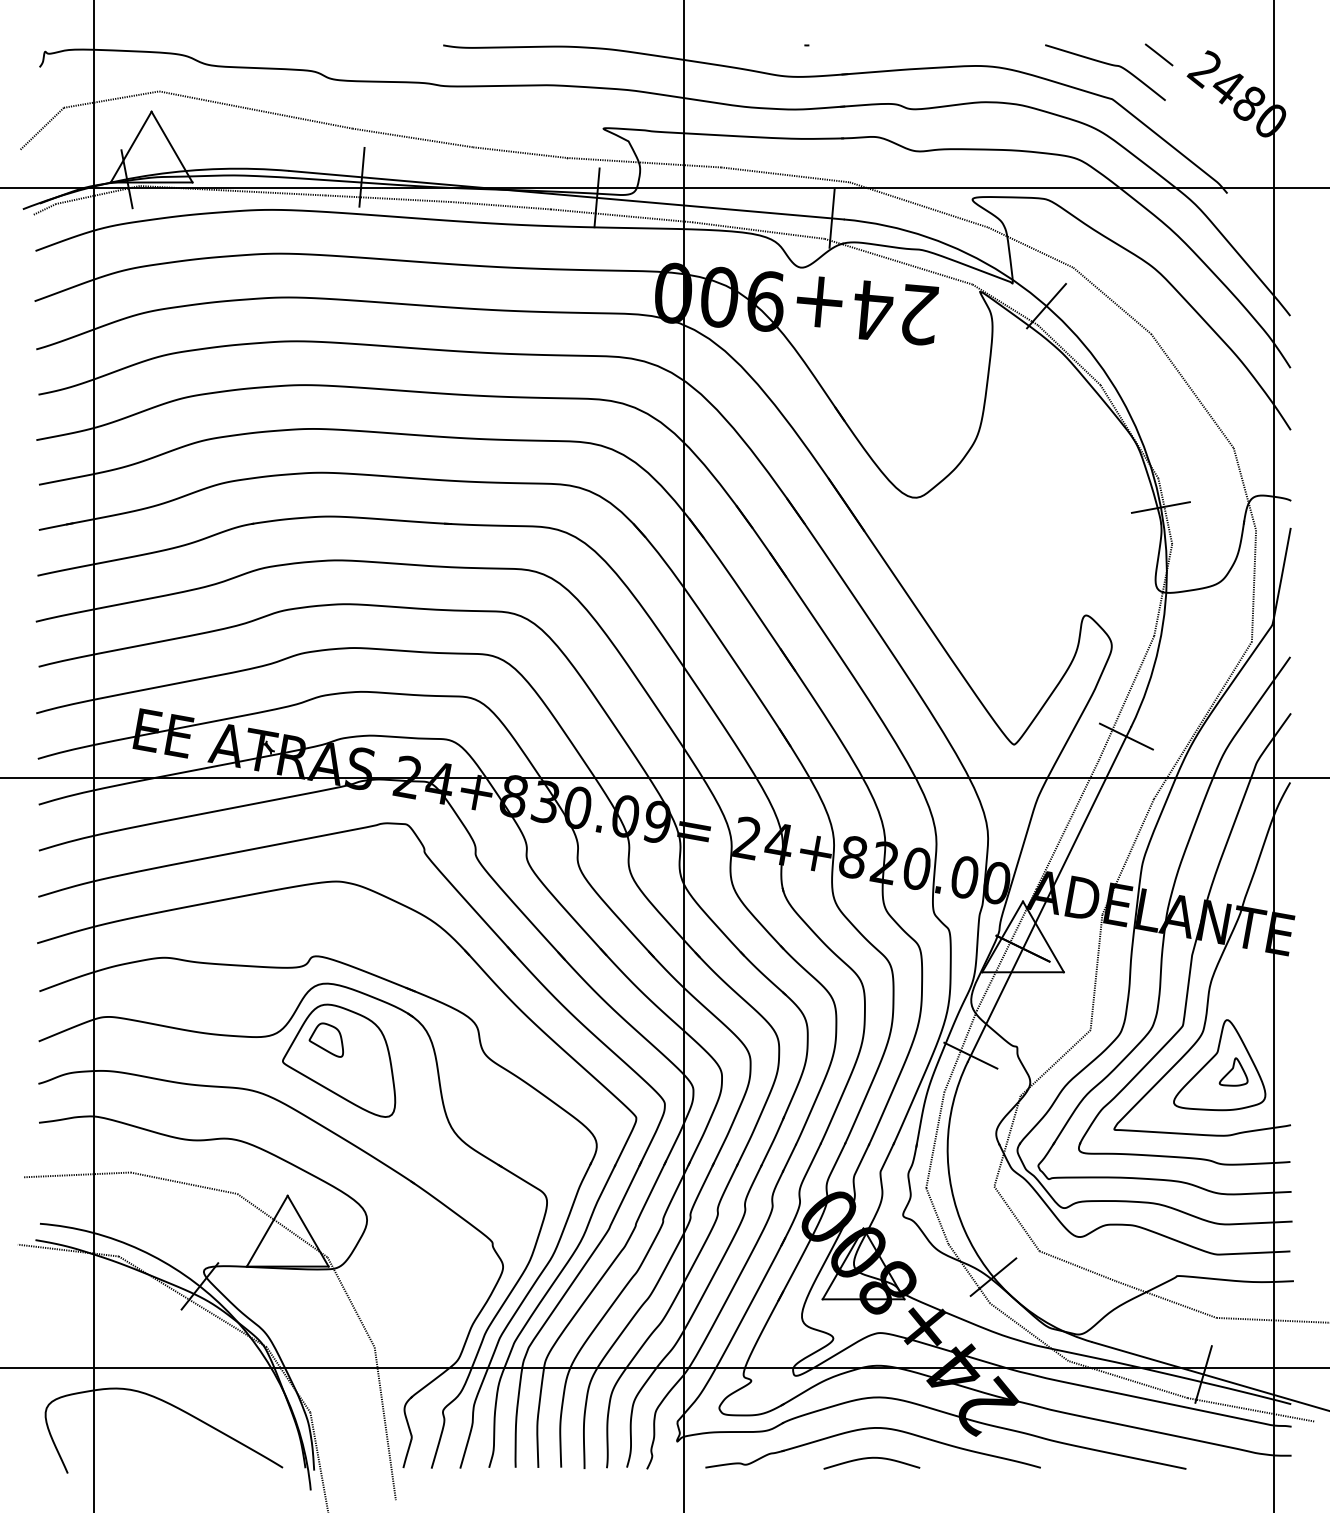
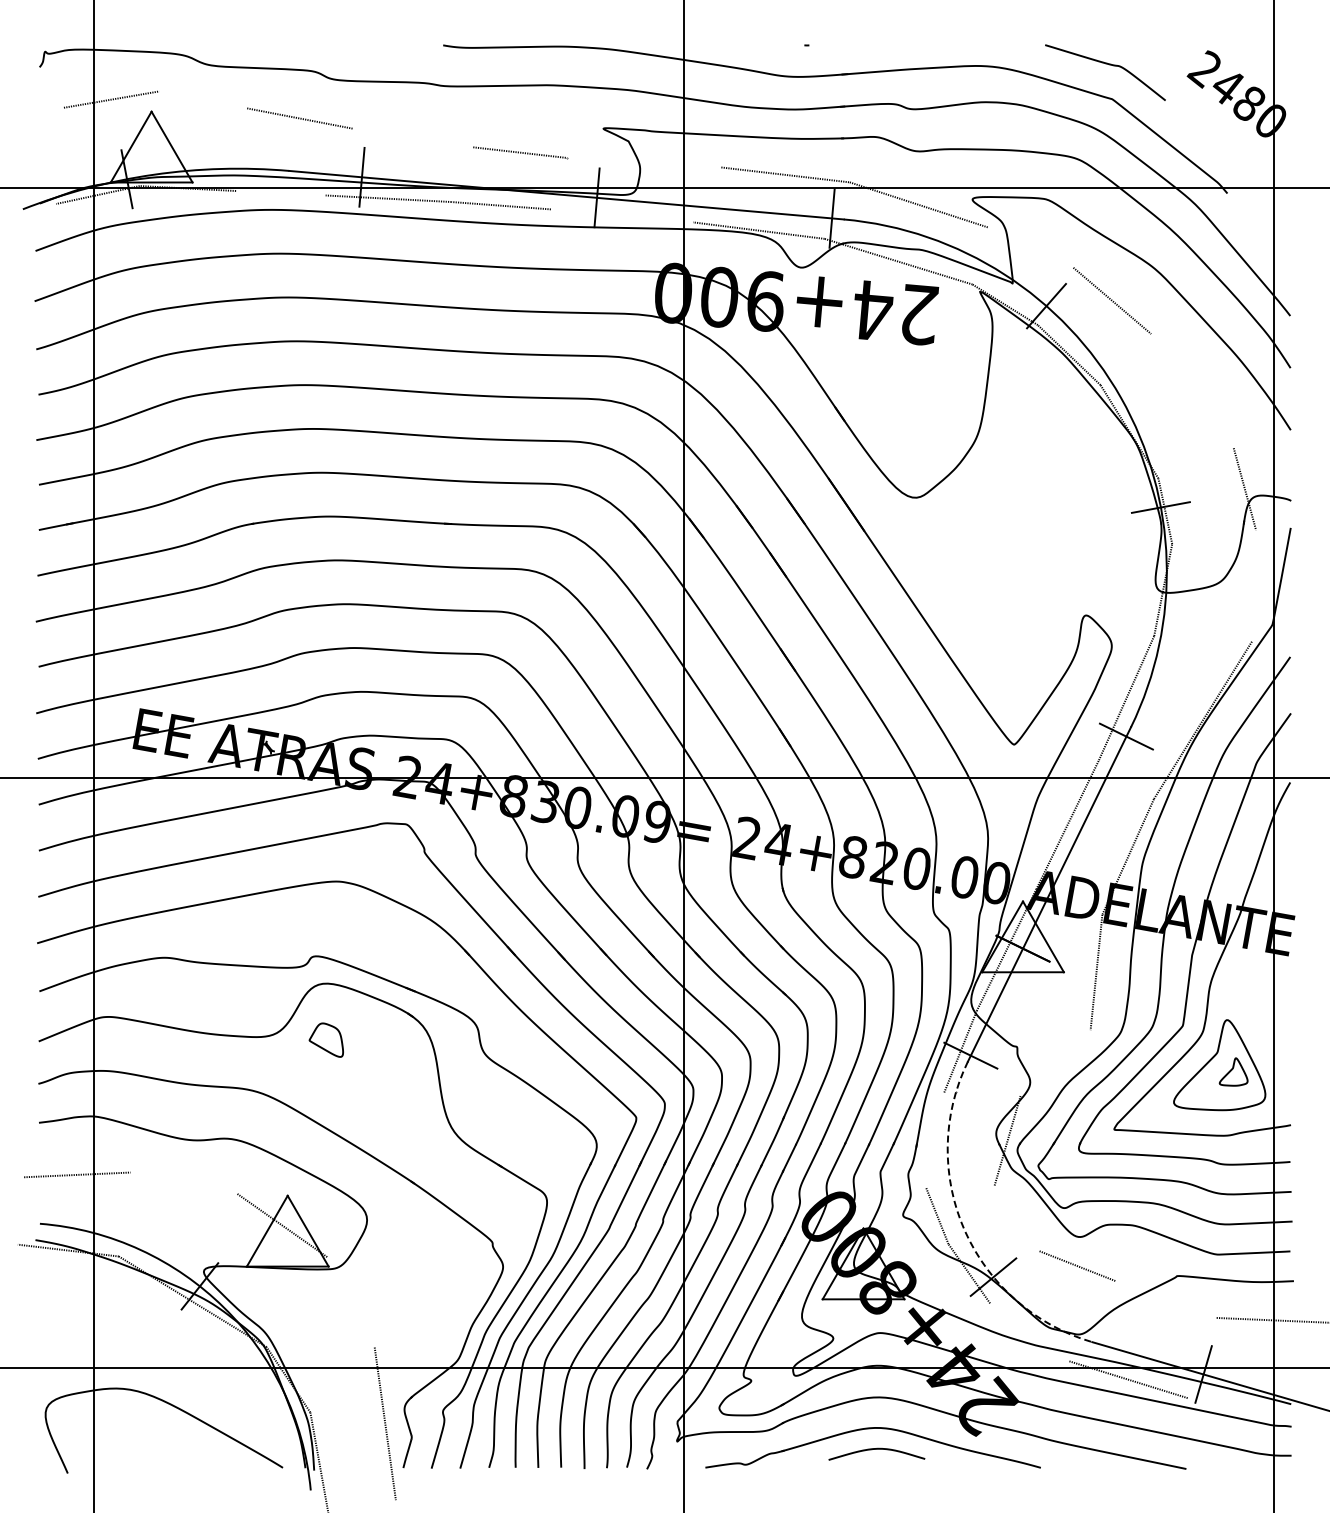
line: present -> none (1158, 54)
line: present -> none (203, 99)
line: present -> none (41, 128)
line: present -> none (412, 137)
line: present -> none (644, 162)
line: present -> none (280, 193)
line: present -> none (44, 209)
line: present -> none (621, 215)
line: present -> none (1030, 247)
line: present -> none (1192, 391)
line: present -> none (1253, 585)
part: present -> none (339, 1060)
line: present -> none (1055, 1063)
line: present -> none (935, 1140)
line: present -> none (183, 1182)
line: present -> none (1016, 1218)
arc: solid -> dashed (964, 1230)
line: present -> none (1166, 1299)
line: present -> none (350, 1302)
line: present -> none (1029, 1332)
line: present -> none (1250, 1409)
curve position: (871, 1458) -> (876, 1449) (876, 1449)
